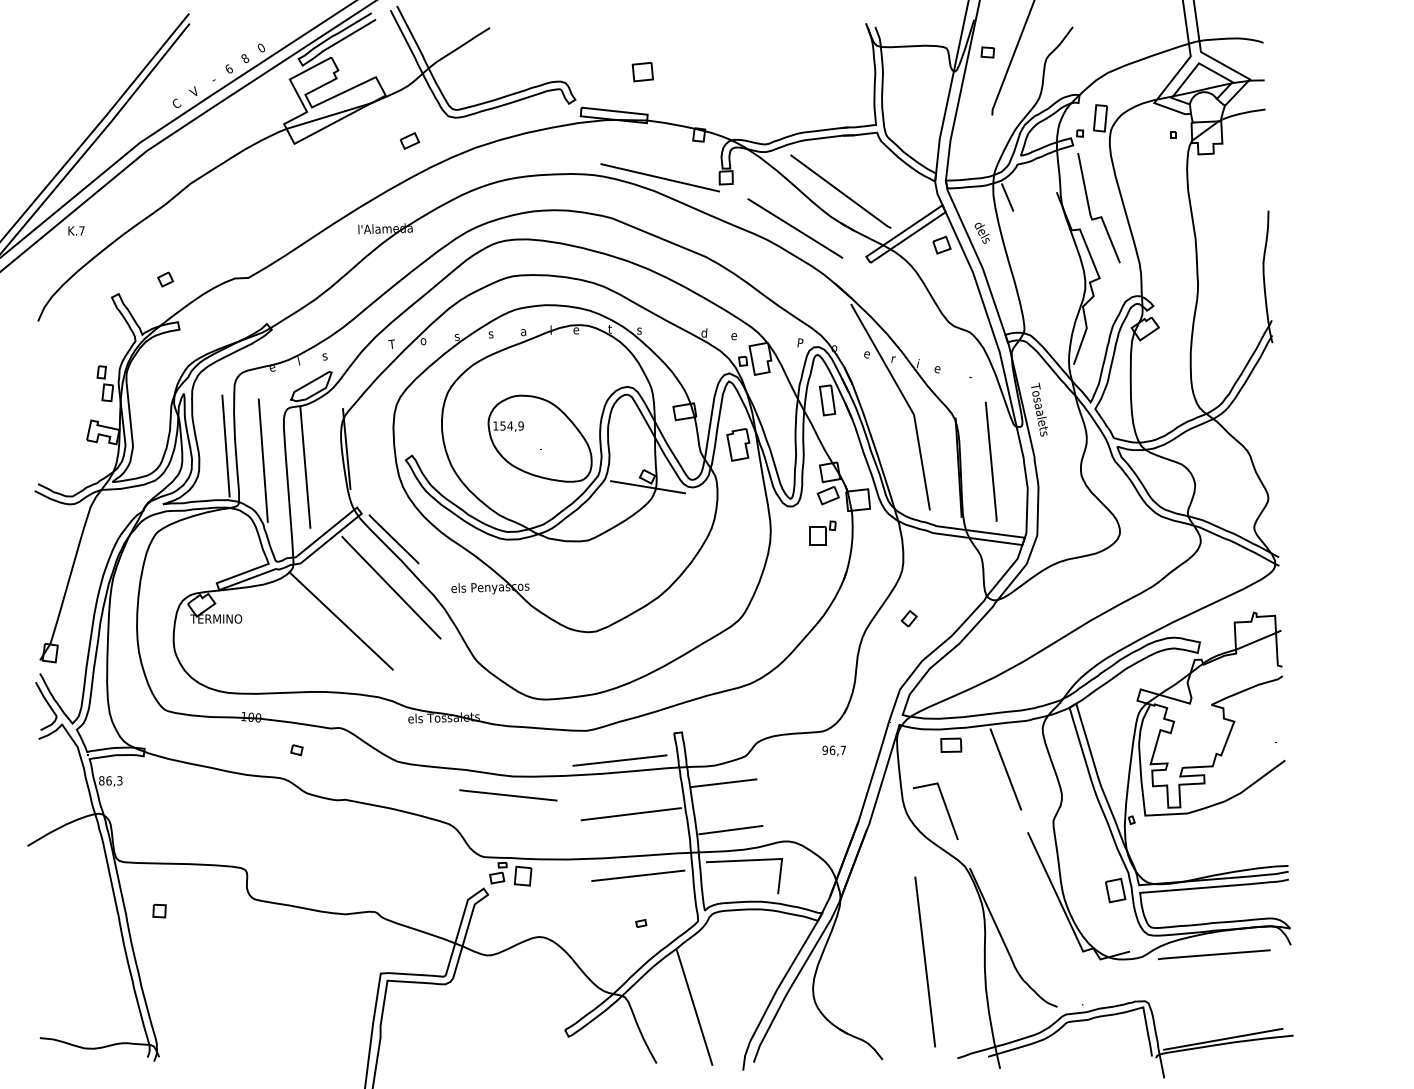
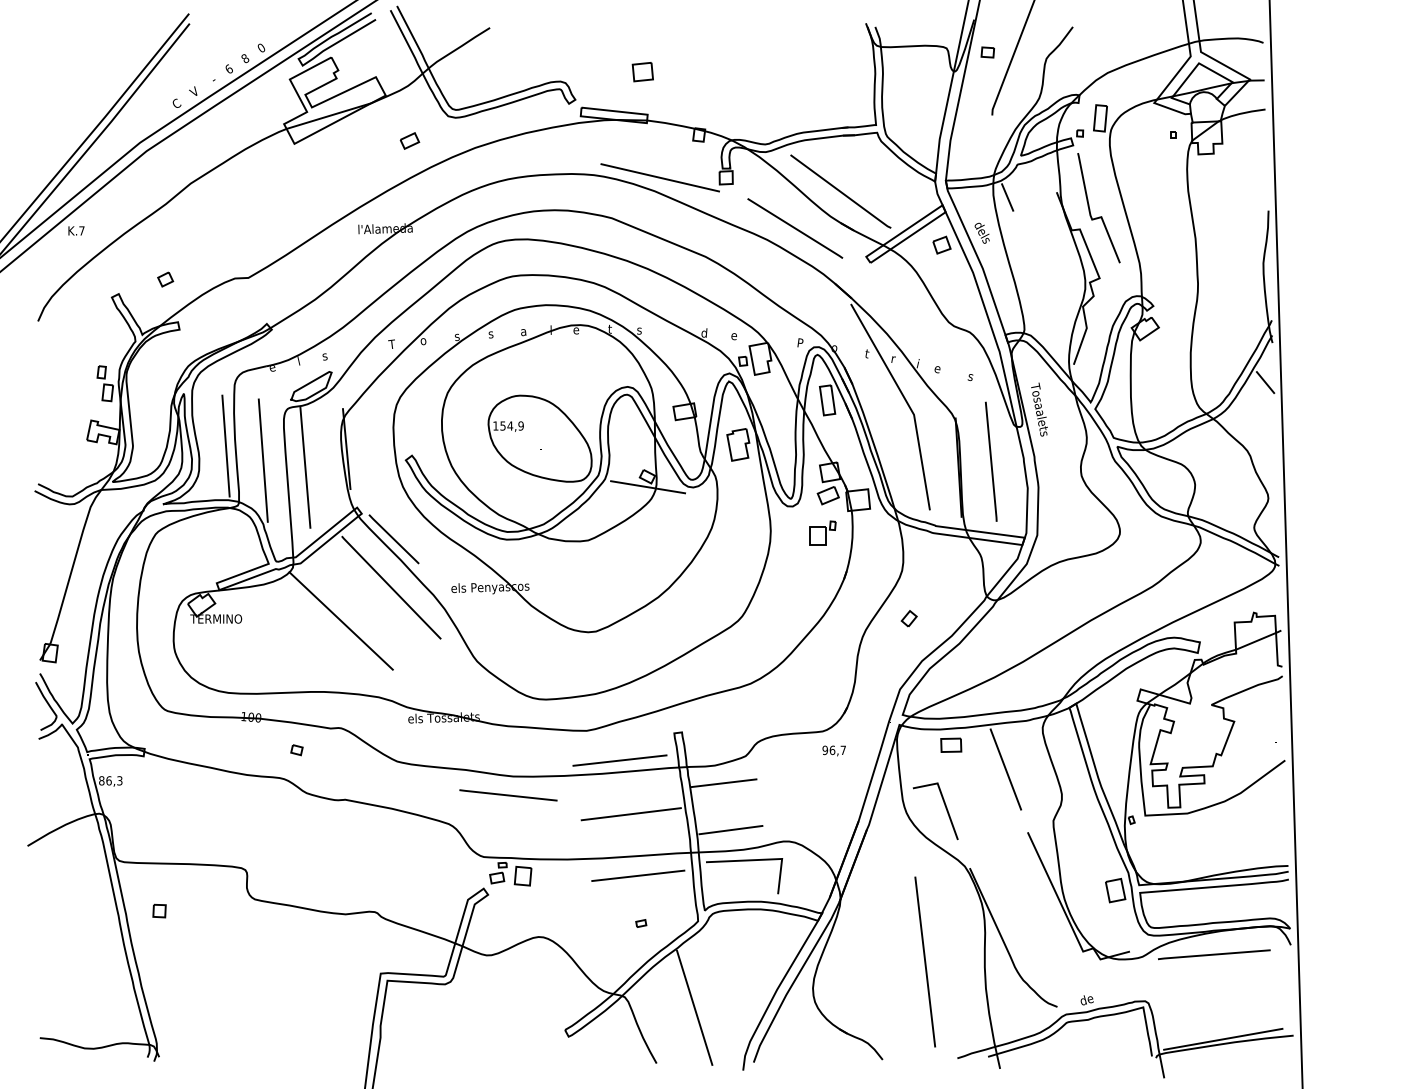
text: e -> t (866, 353)
text: - -> s (970, 377)
line: none -> present (1265, 382)
line: none -> present (1285, 543)
text: . -> de (1086, 1000)
